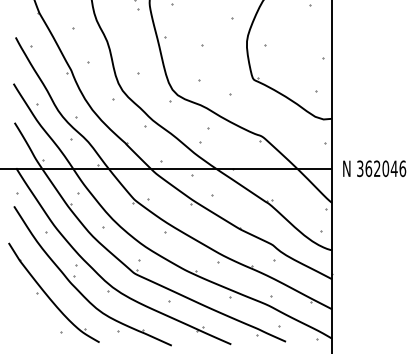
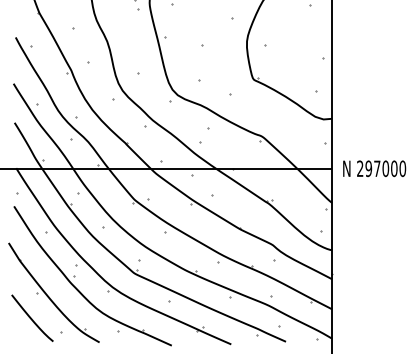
text: 362046 -> 297000 (381, 168)
curve: none -> present (31, 317)
